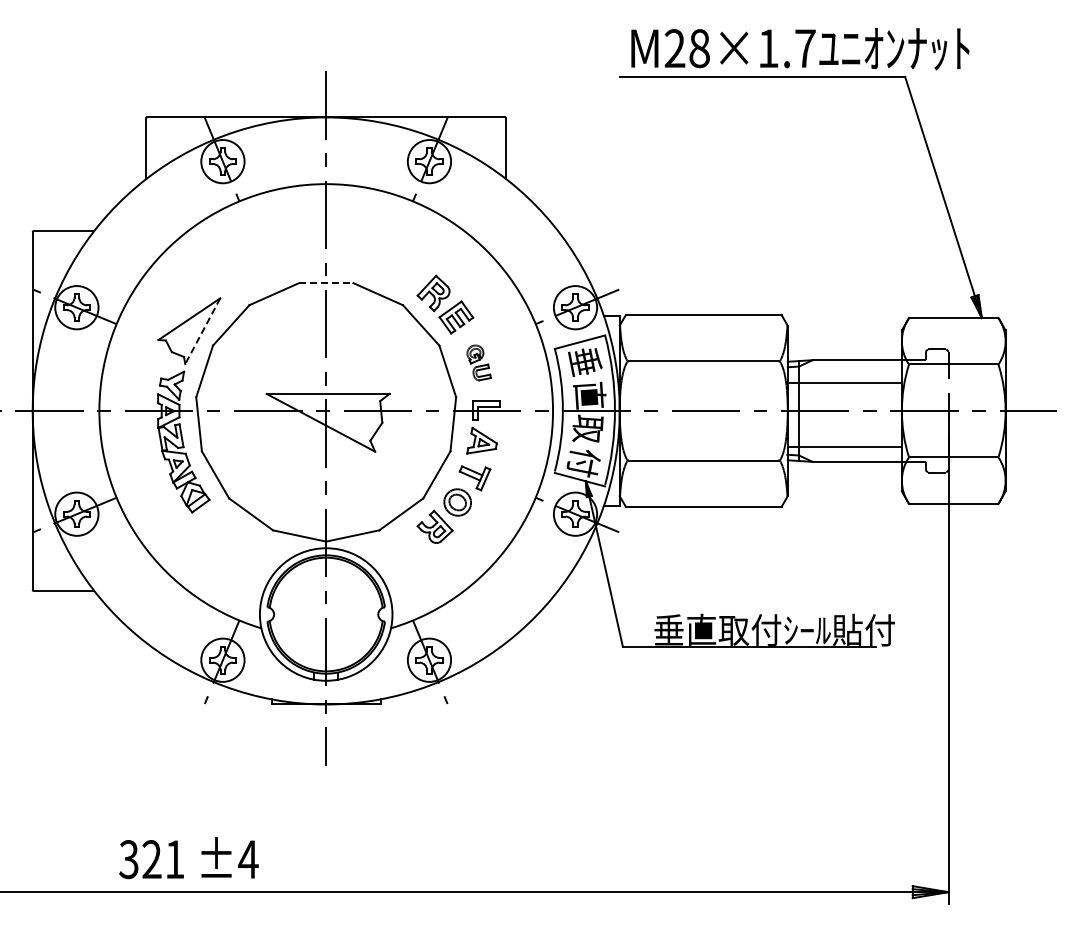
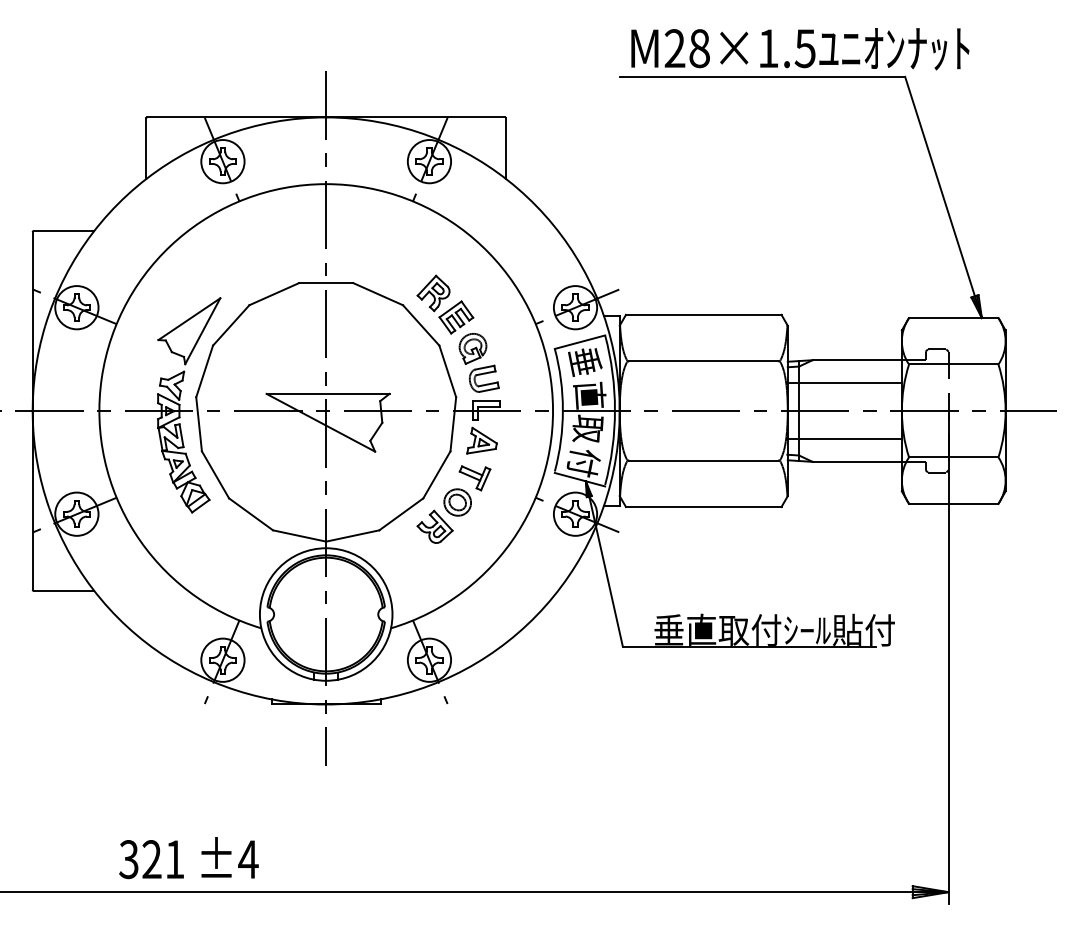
text: M28×1.7 -> M28×1.5 (804, 48)
line: dashed -> solid (326, 283)
line: dashed -> solid (202, 331)
part size: 26x38 px -> 42x60 px (478, 362)
line position: (844, 447) -> (844, 439) (844, 439)
